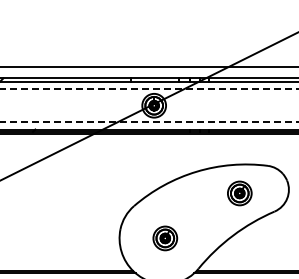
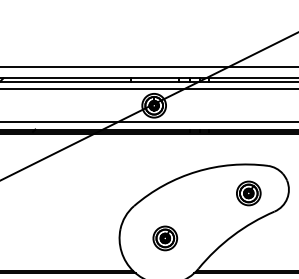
line: dashed -> solid (148, 89)
line: dashed -> solid (149, 122)
part position: (239, 193) -> (248, 193) (248, 193)
